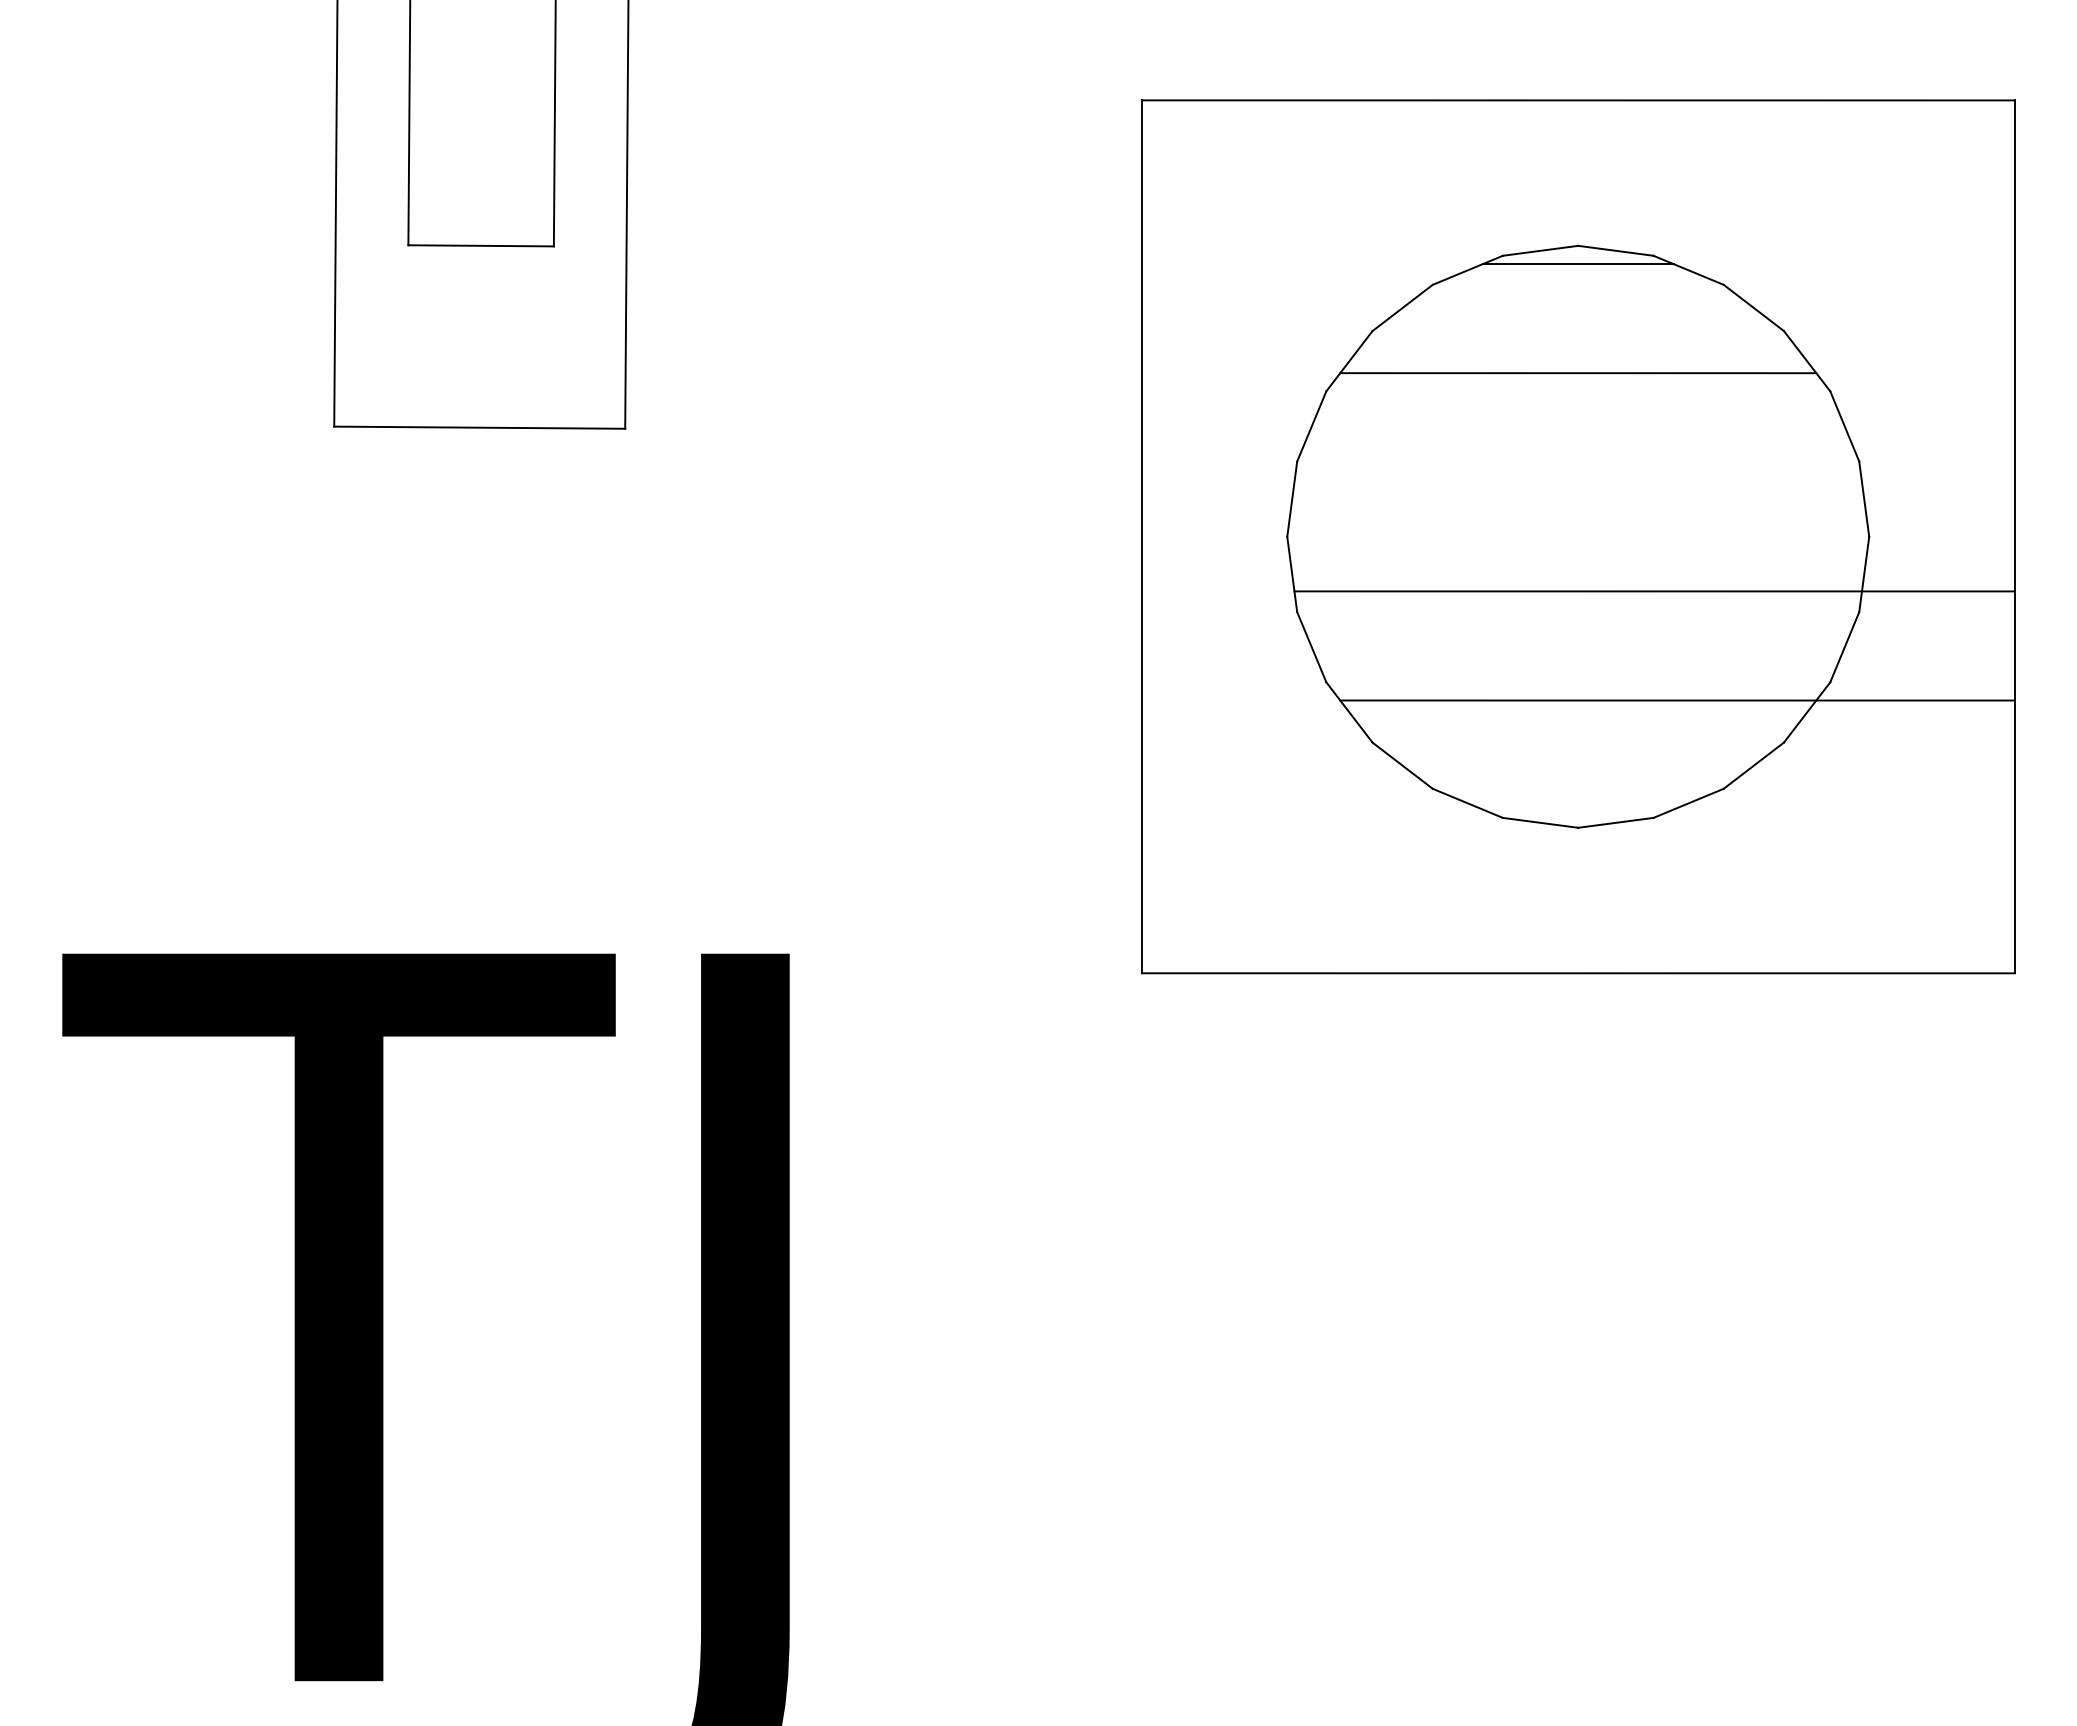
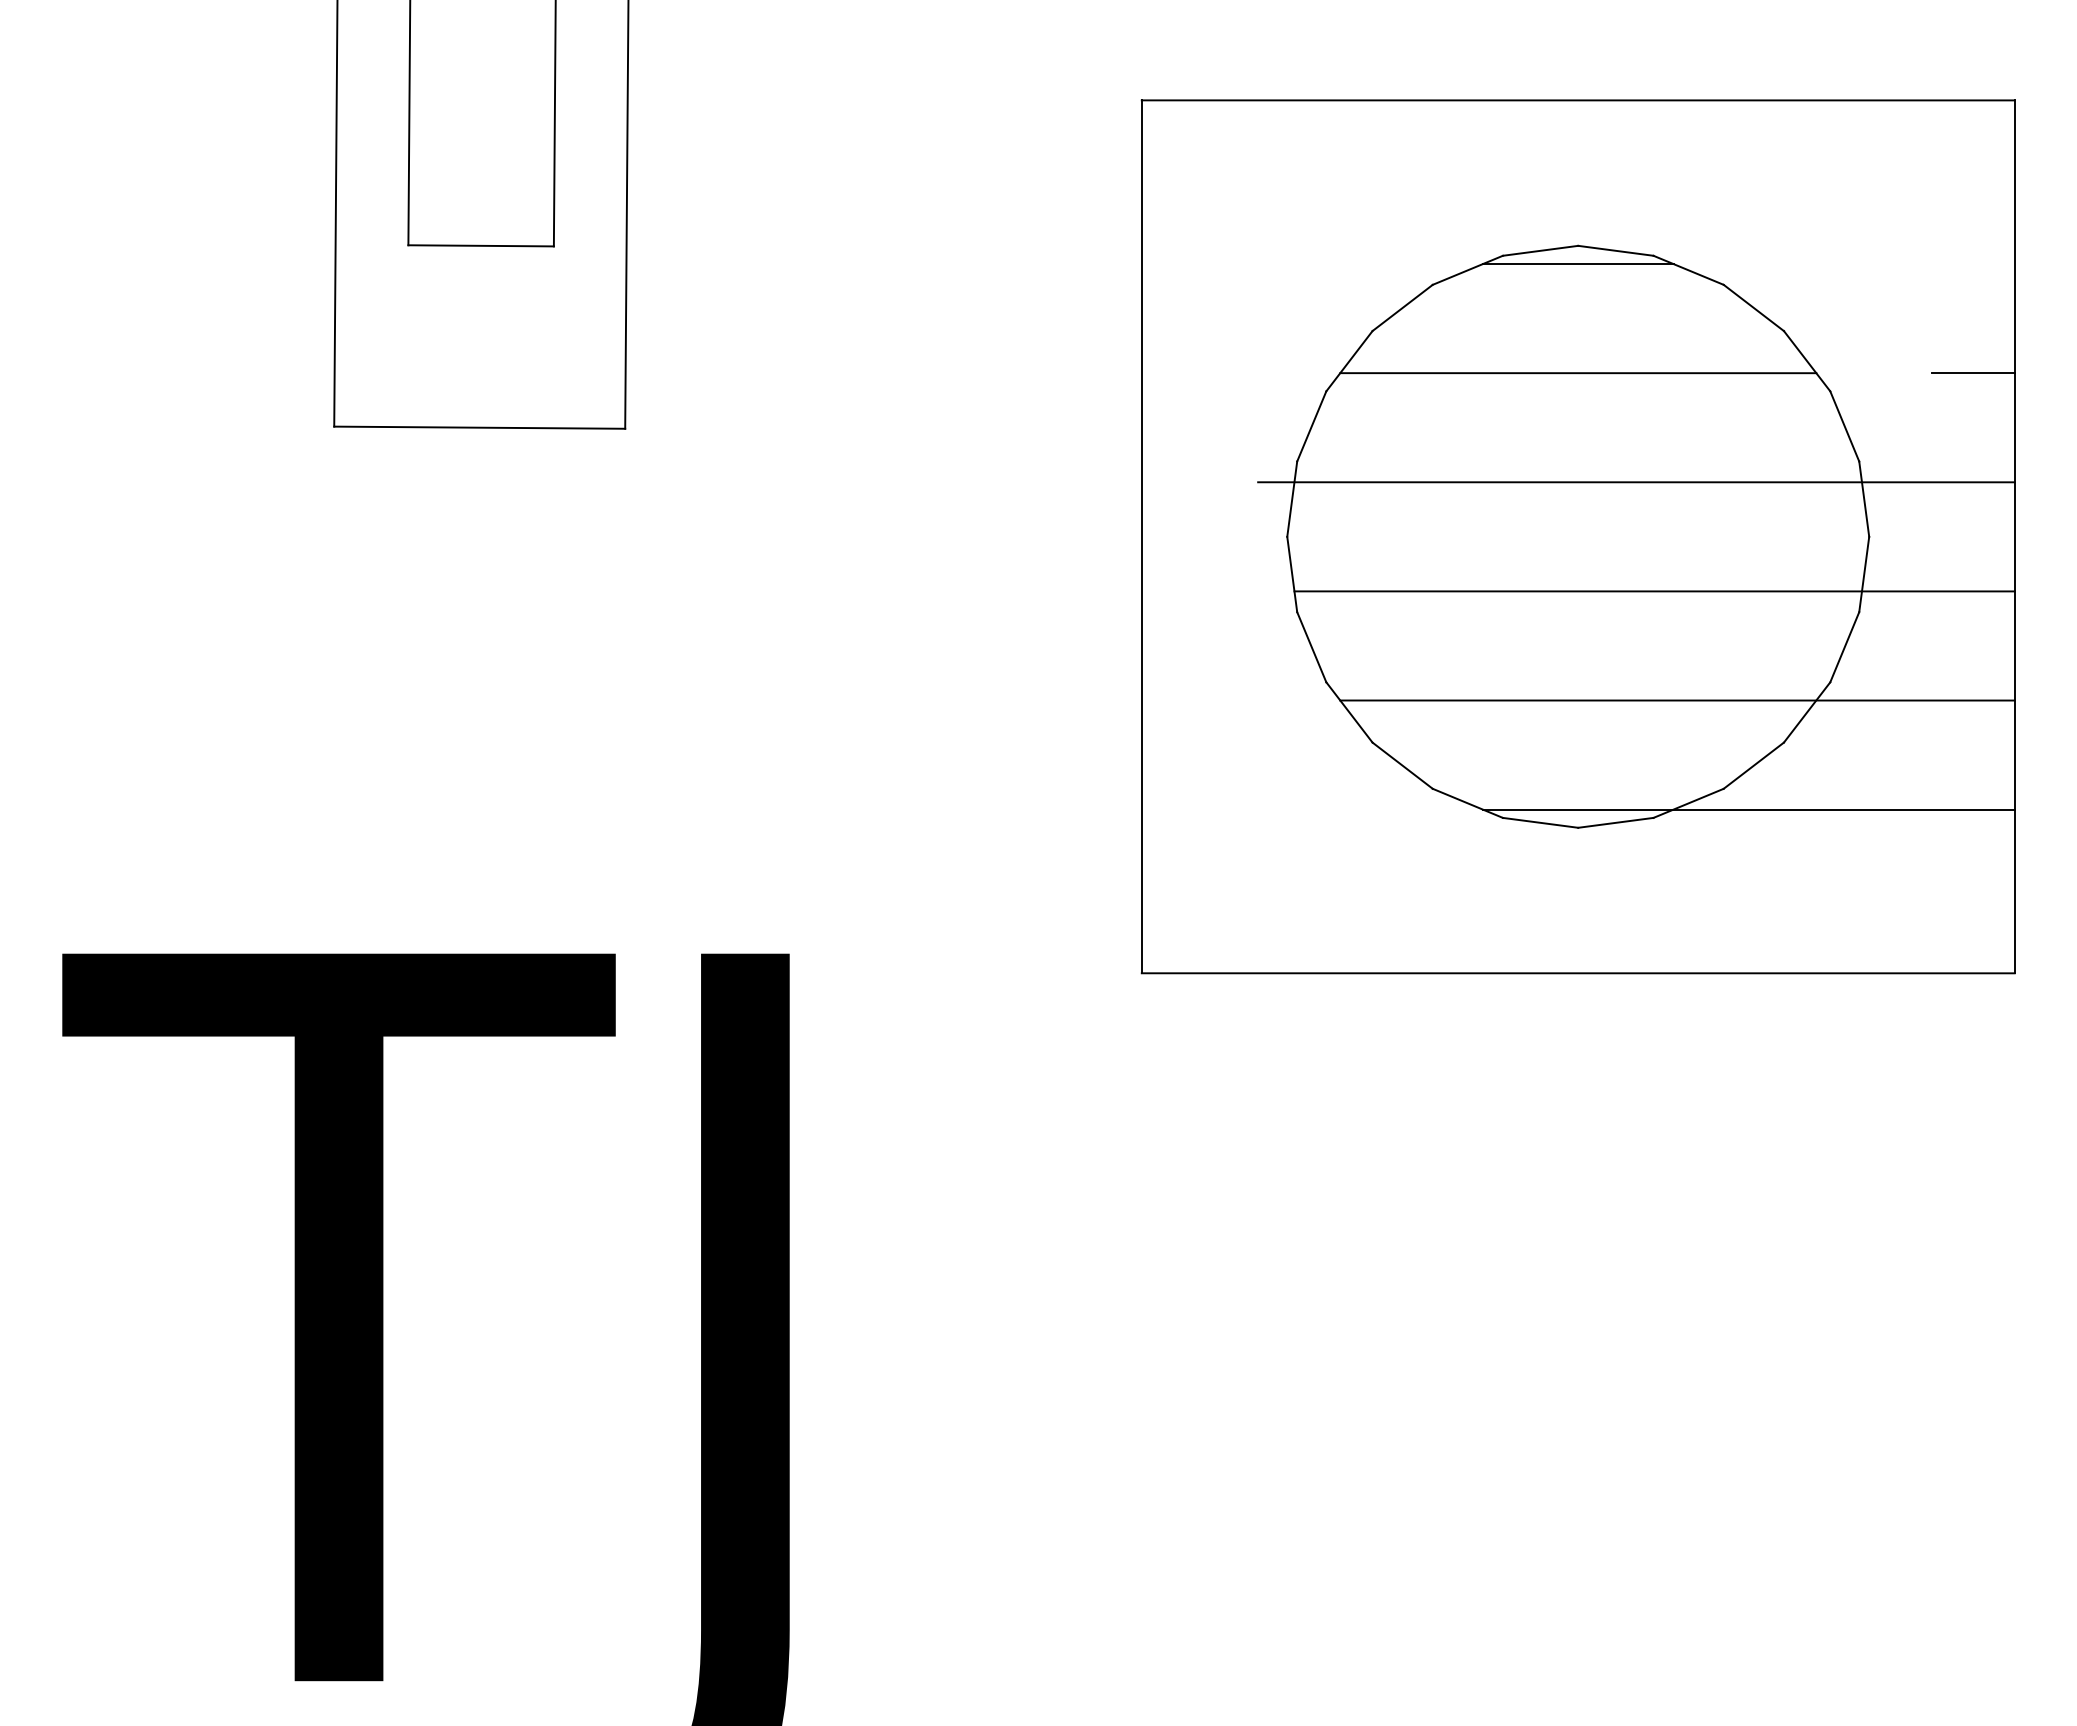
line: none -> present (1972, 373)
line: none -> present (1636, 482)
line: none -> present (1748, 809)
